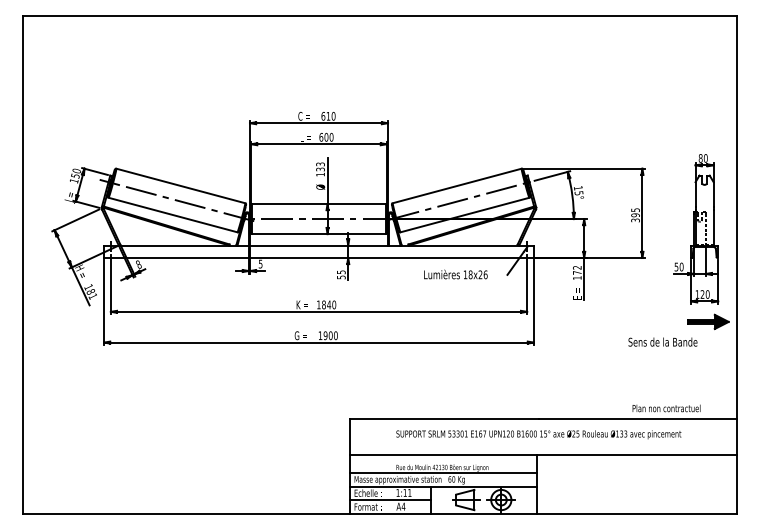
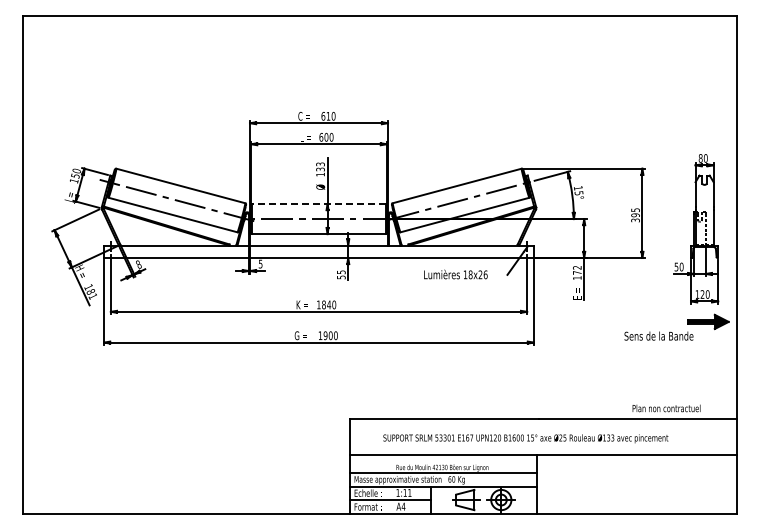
line: solid -> dashed (319, 204)
text position: (662, 341) -> (658, 335) (658, 335)
text position: (538, 434) -> (525, 438) (525, 438)
